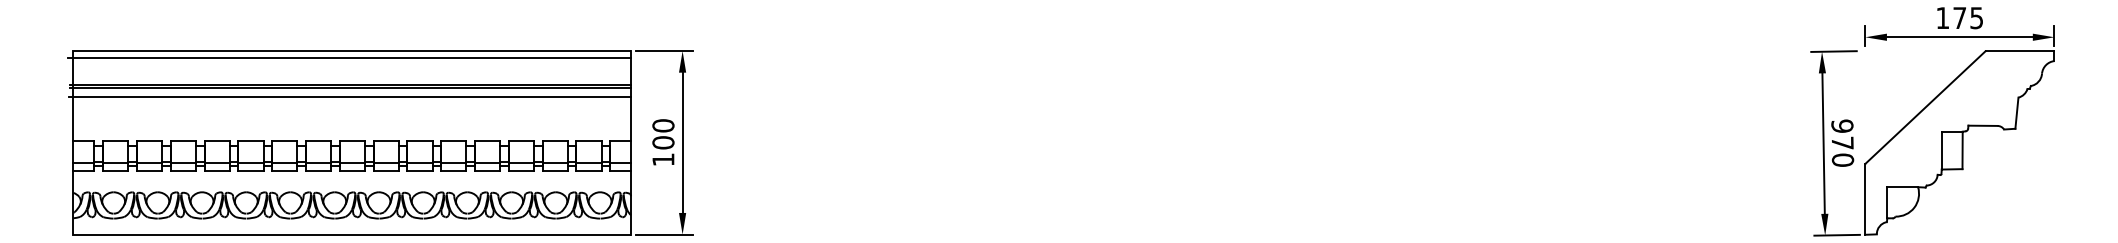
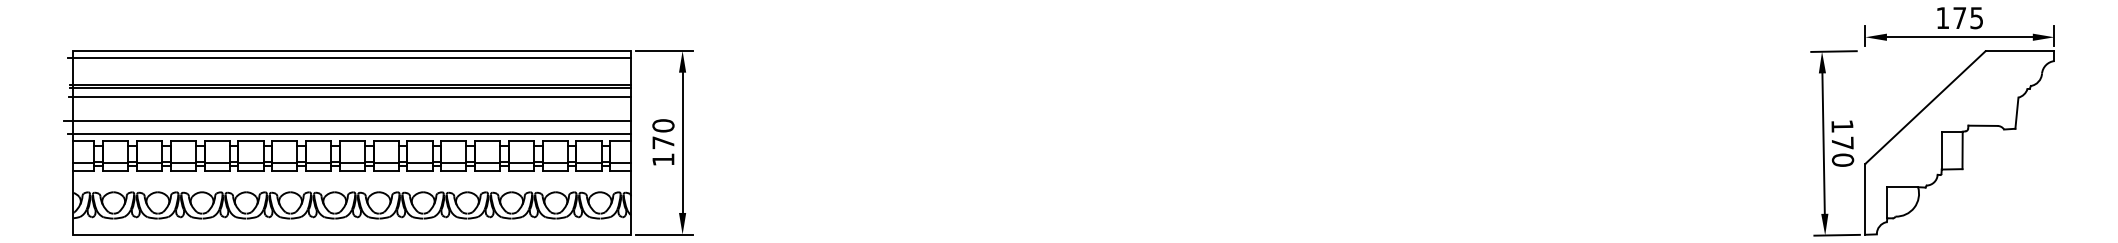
line: none -> present (347, 121)
text: 970 -> 170 (1842, 125)
line: none -> present (349, 134)
text: 100 -> 170 (663, 142)
